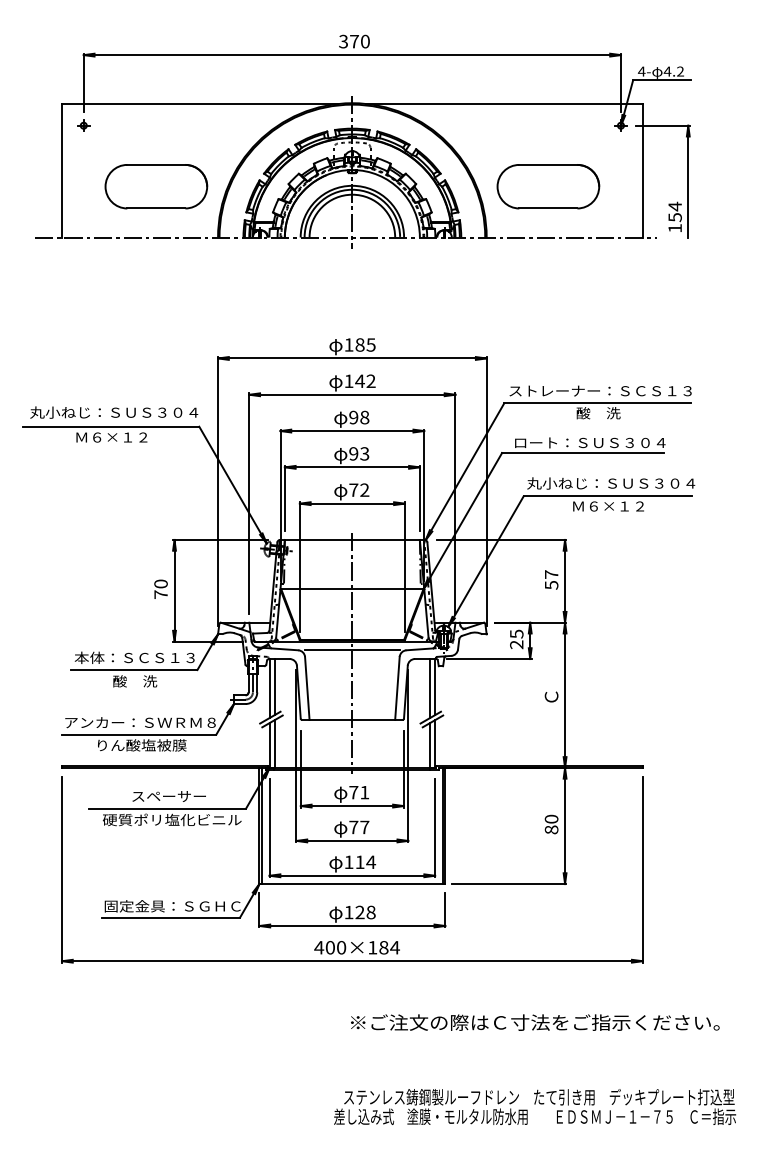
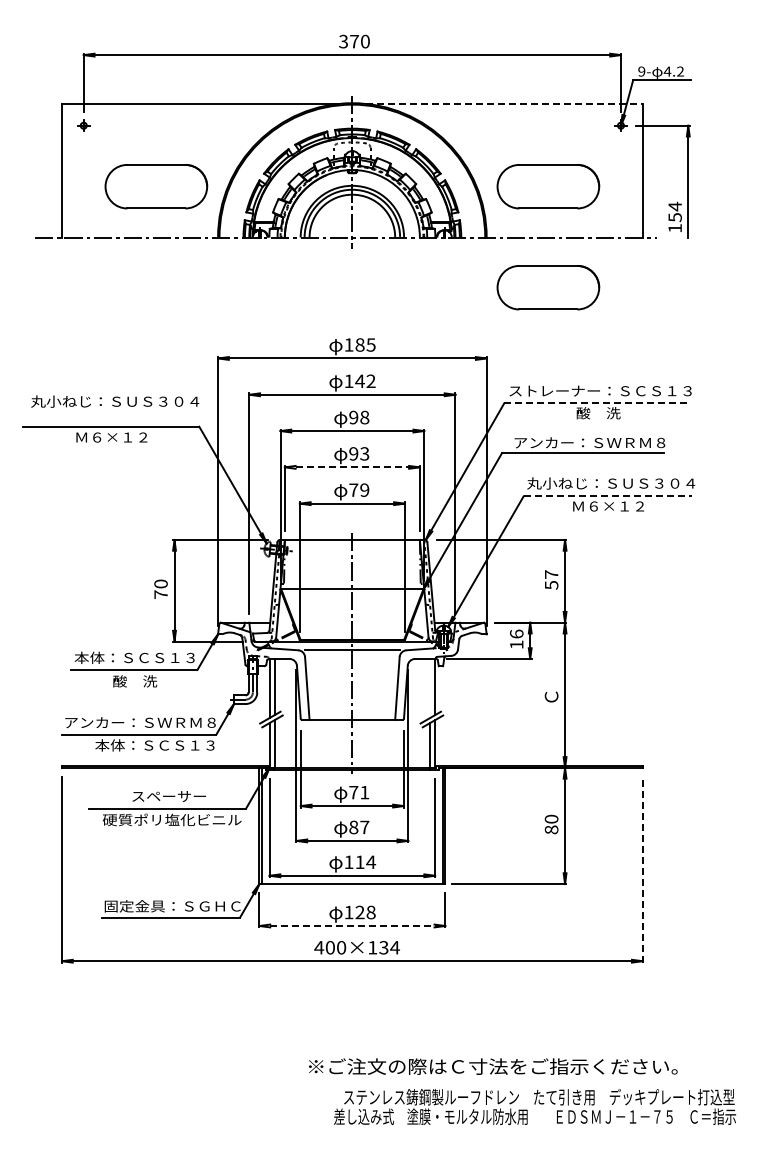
text: 4- -> 9- (641, 71)
line: solid -> dashed (505, 103)
part: none -> present (548, 287)
line: solid -> dashed (598, 403)
text position: (114, 412) -> (115, 401) (115, 401)
text: ロート：ＳＵＳ３０４ -> アンカー：ＳＷＲＭ８ (589, 442)
line: solid -> dashed (352, 467)
text: 72 -> 79 (364, 490)
line: solid -> dashed (608, 496)
text: 25 -> 16 (516, 639)
line: present -> none (430, 688)
text: りん酸塩被膜 -> 本体：ＳＣＳ１３ (154, 745)
text: 77 -> 87 (353, 827)
line: solid -> dashed (642, 869)
line: solid -> dashed (352, 925)
text: 400×184 -> 400×134 (383, 947)
text position: (535, 1022) -> (493, 1066) (493, 1066)
